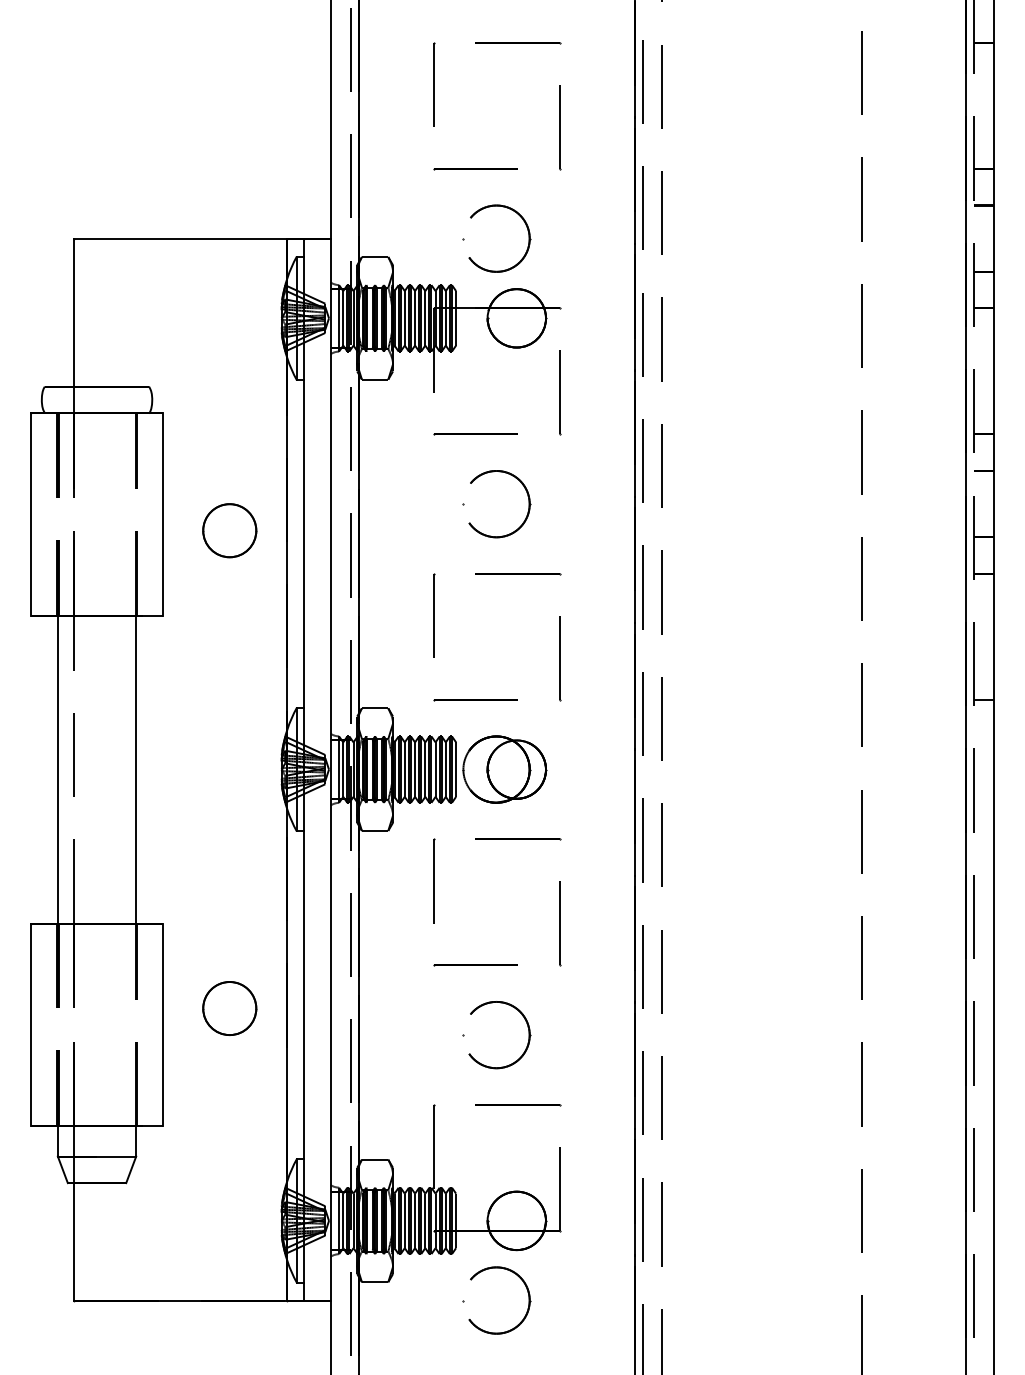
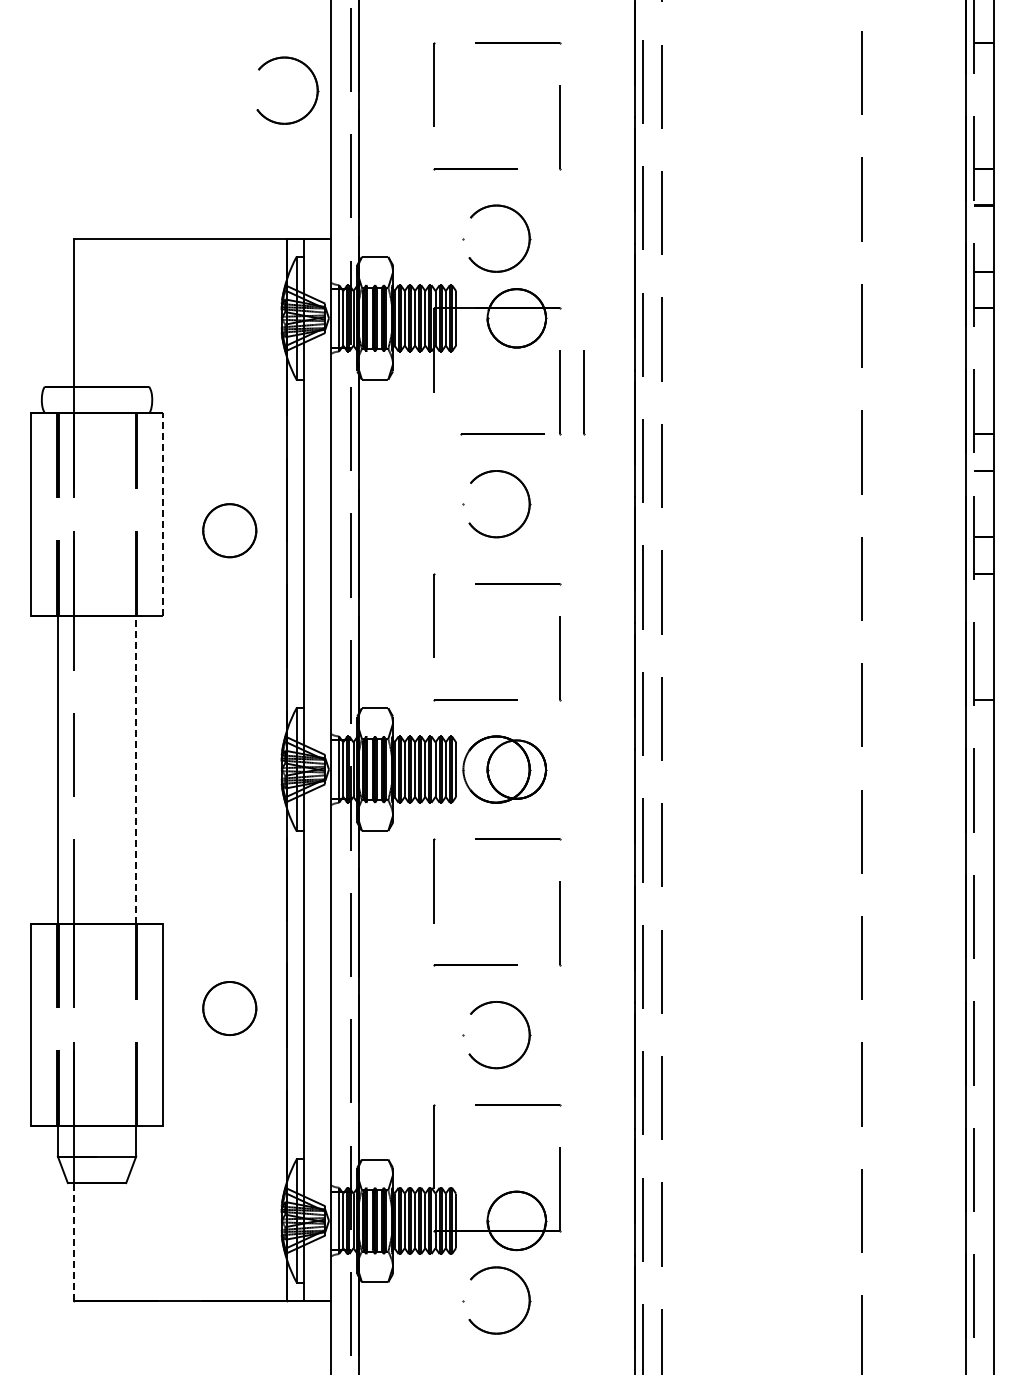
part: none -> present (316, 90)
line: none -> present (584, 392)
line position: (475, 434) -> (502, 434) (502, 434)
line: solid -> dashed (163, 513)
line position: (518, 574) -> (518, 584) (518, 584)
line: solid -> dashed (136, 769)
line: solid -> dashed (74, 1241)
